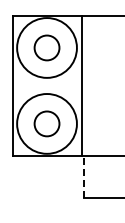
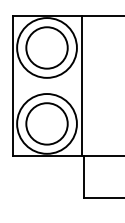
circle diameter: 25 px -> 41 px (46, 47)
circle diameter: 25 px -> 41 px (46, 123)
line: dashed -> solid (83, 176)
